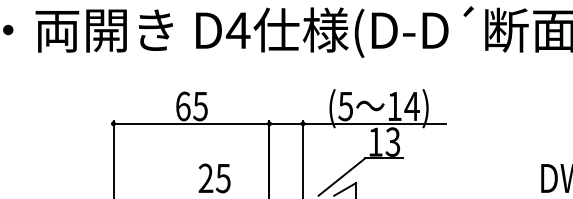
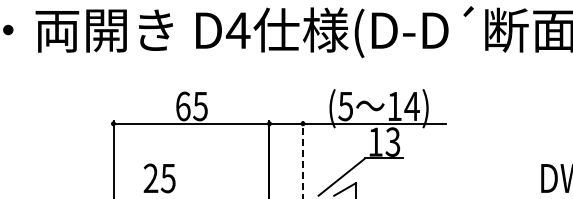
line: solid -> dashed (303, 159)
text position: (214, 178) -> (159, 178) (159, 178)
